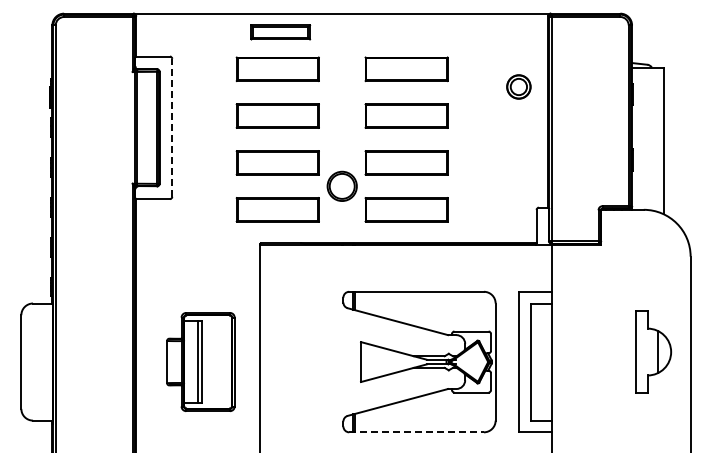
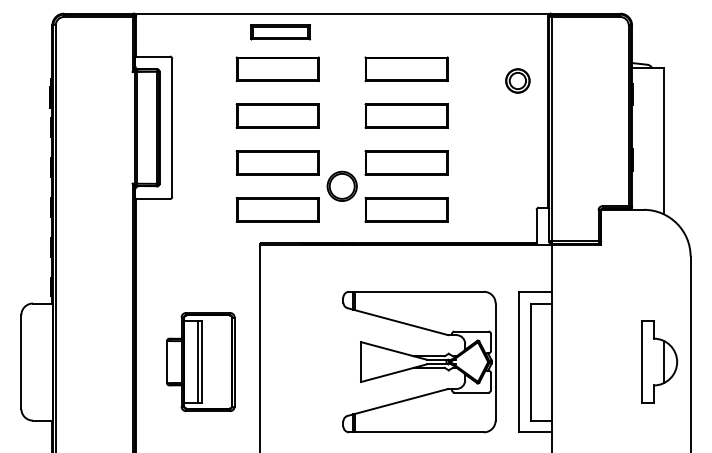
part position: (518, 86) -> (517, 80) (517, 80)
line: dashed -> solid (172, 127)
part position: (653, 351) -> (659, 361) (659, 361)
line: dashed -> solid (417, 432)
